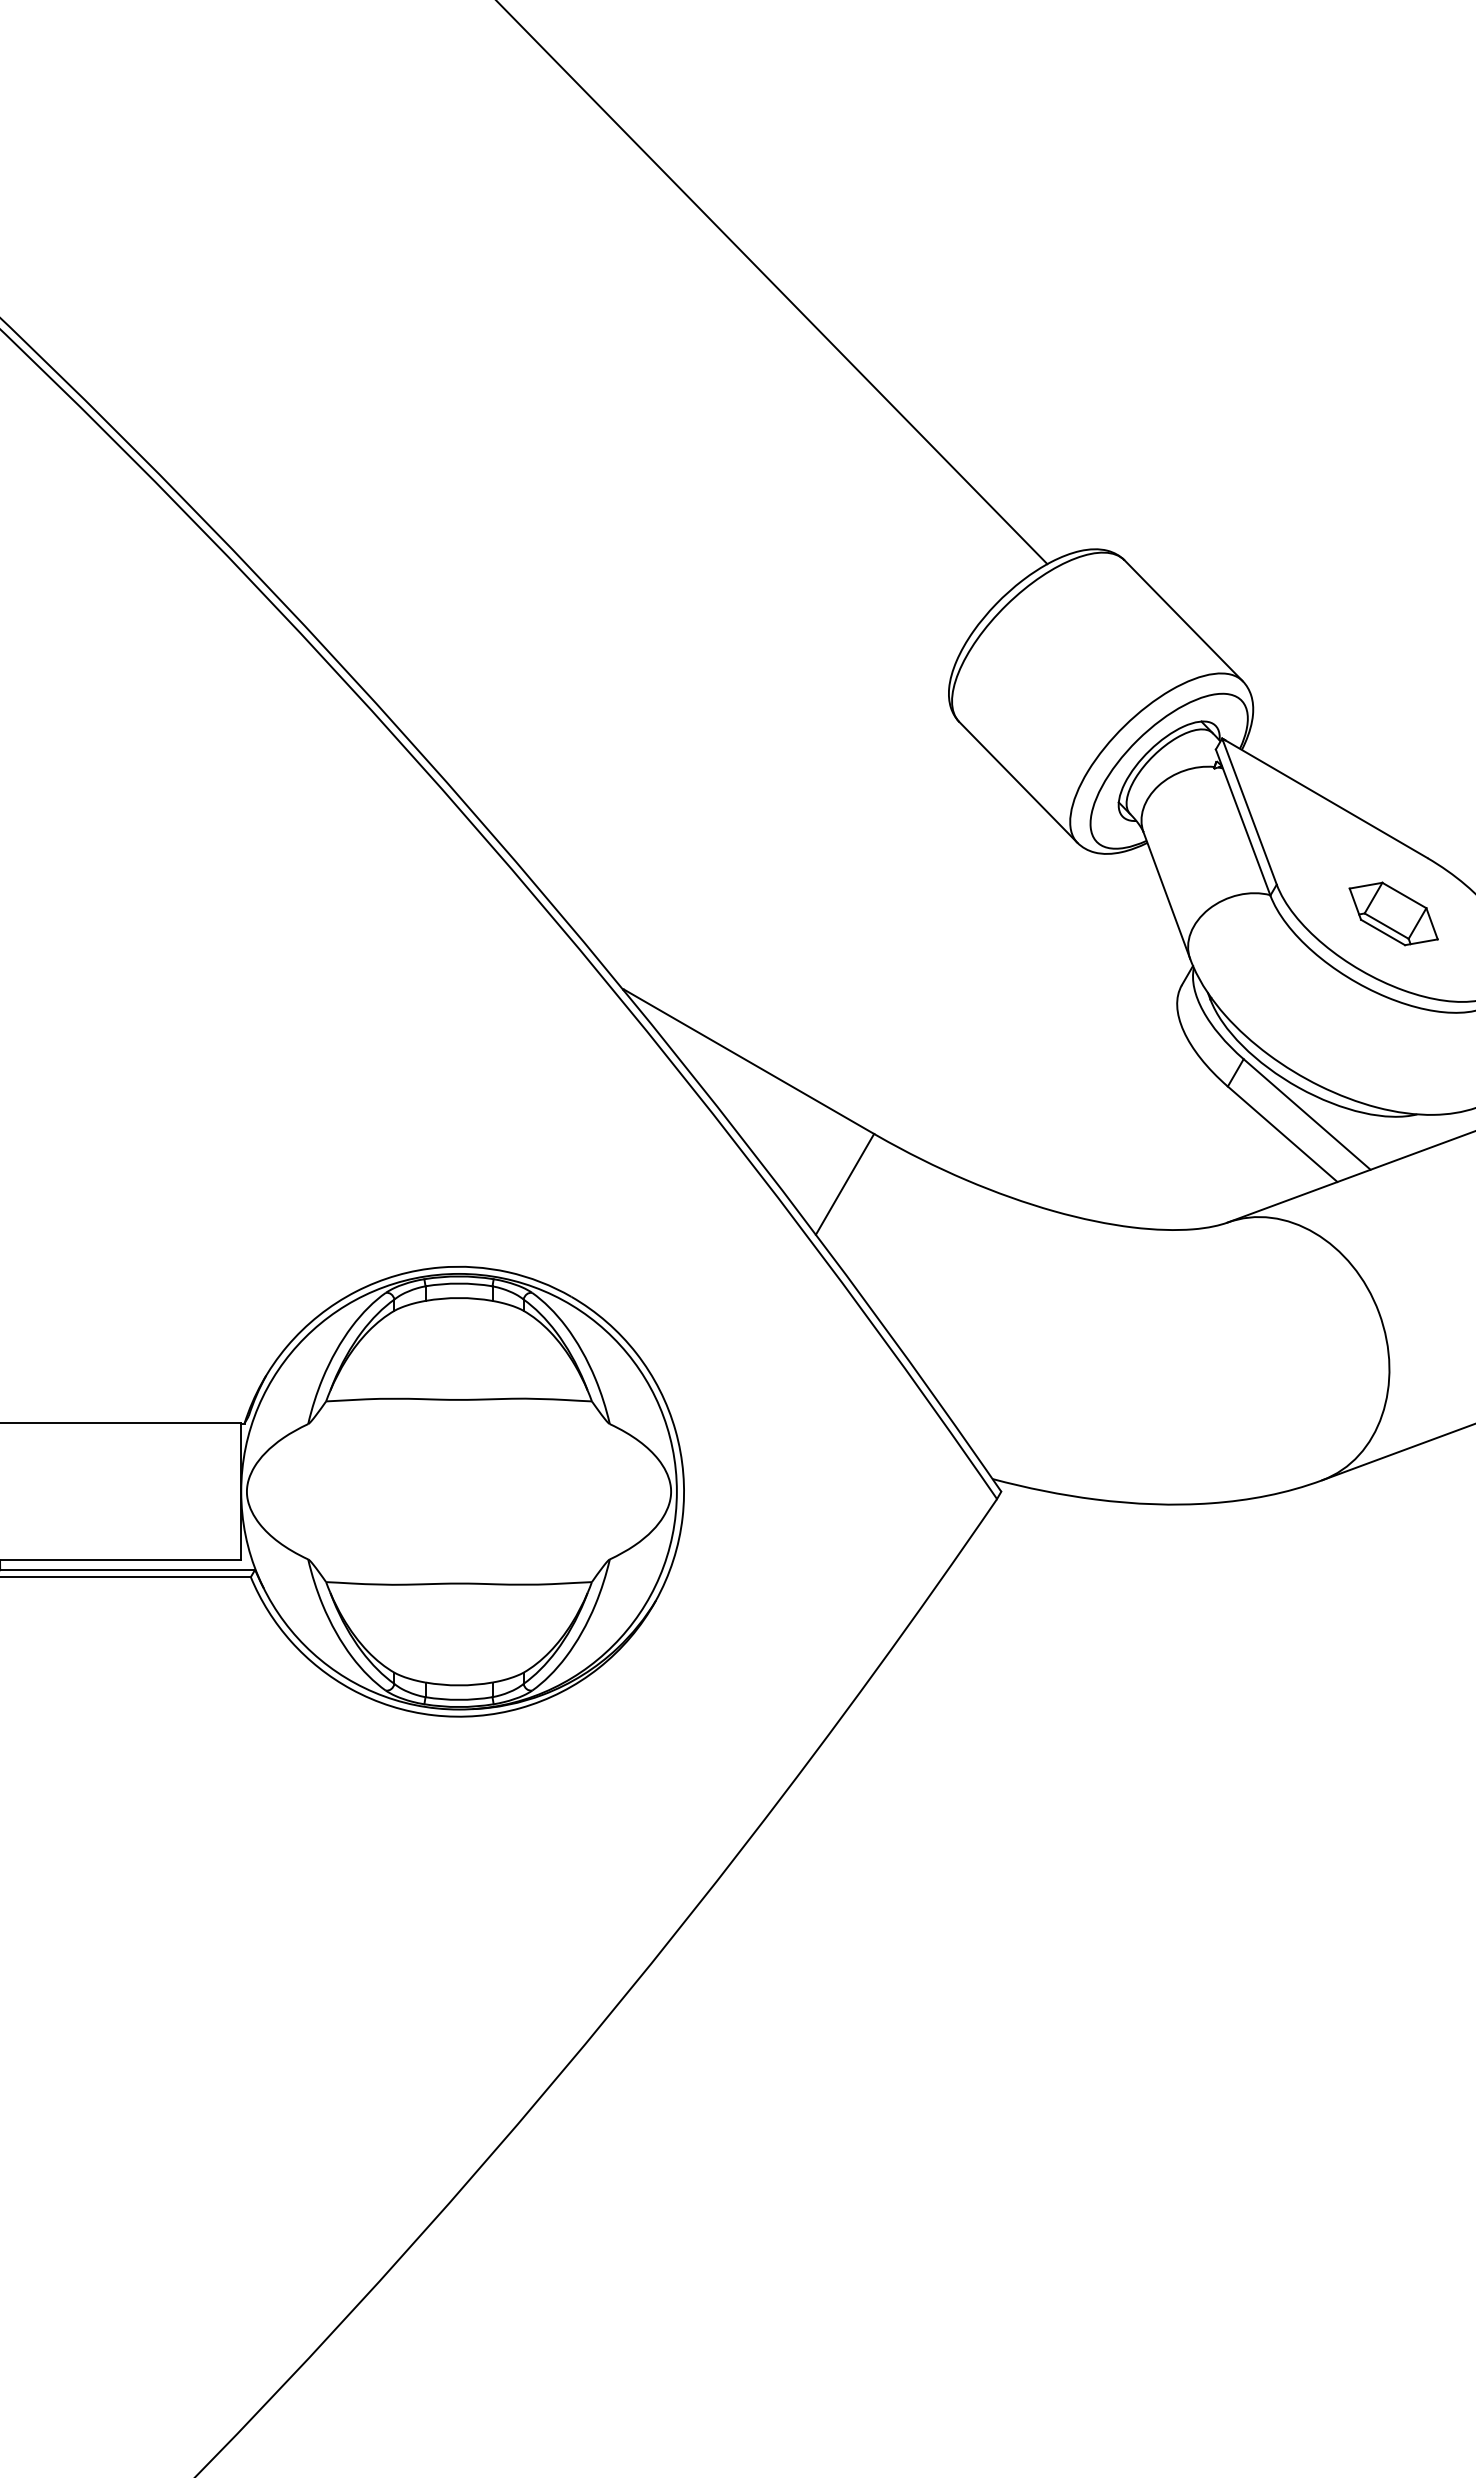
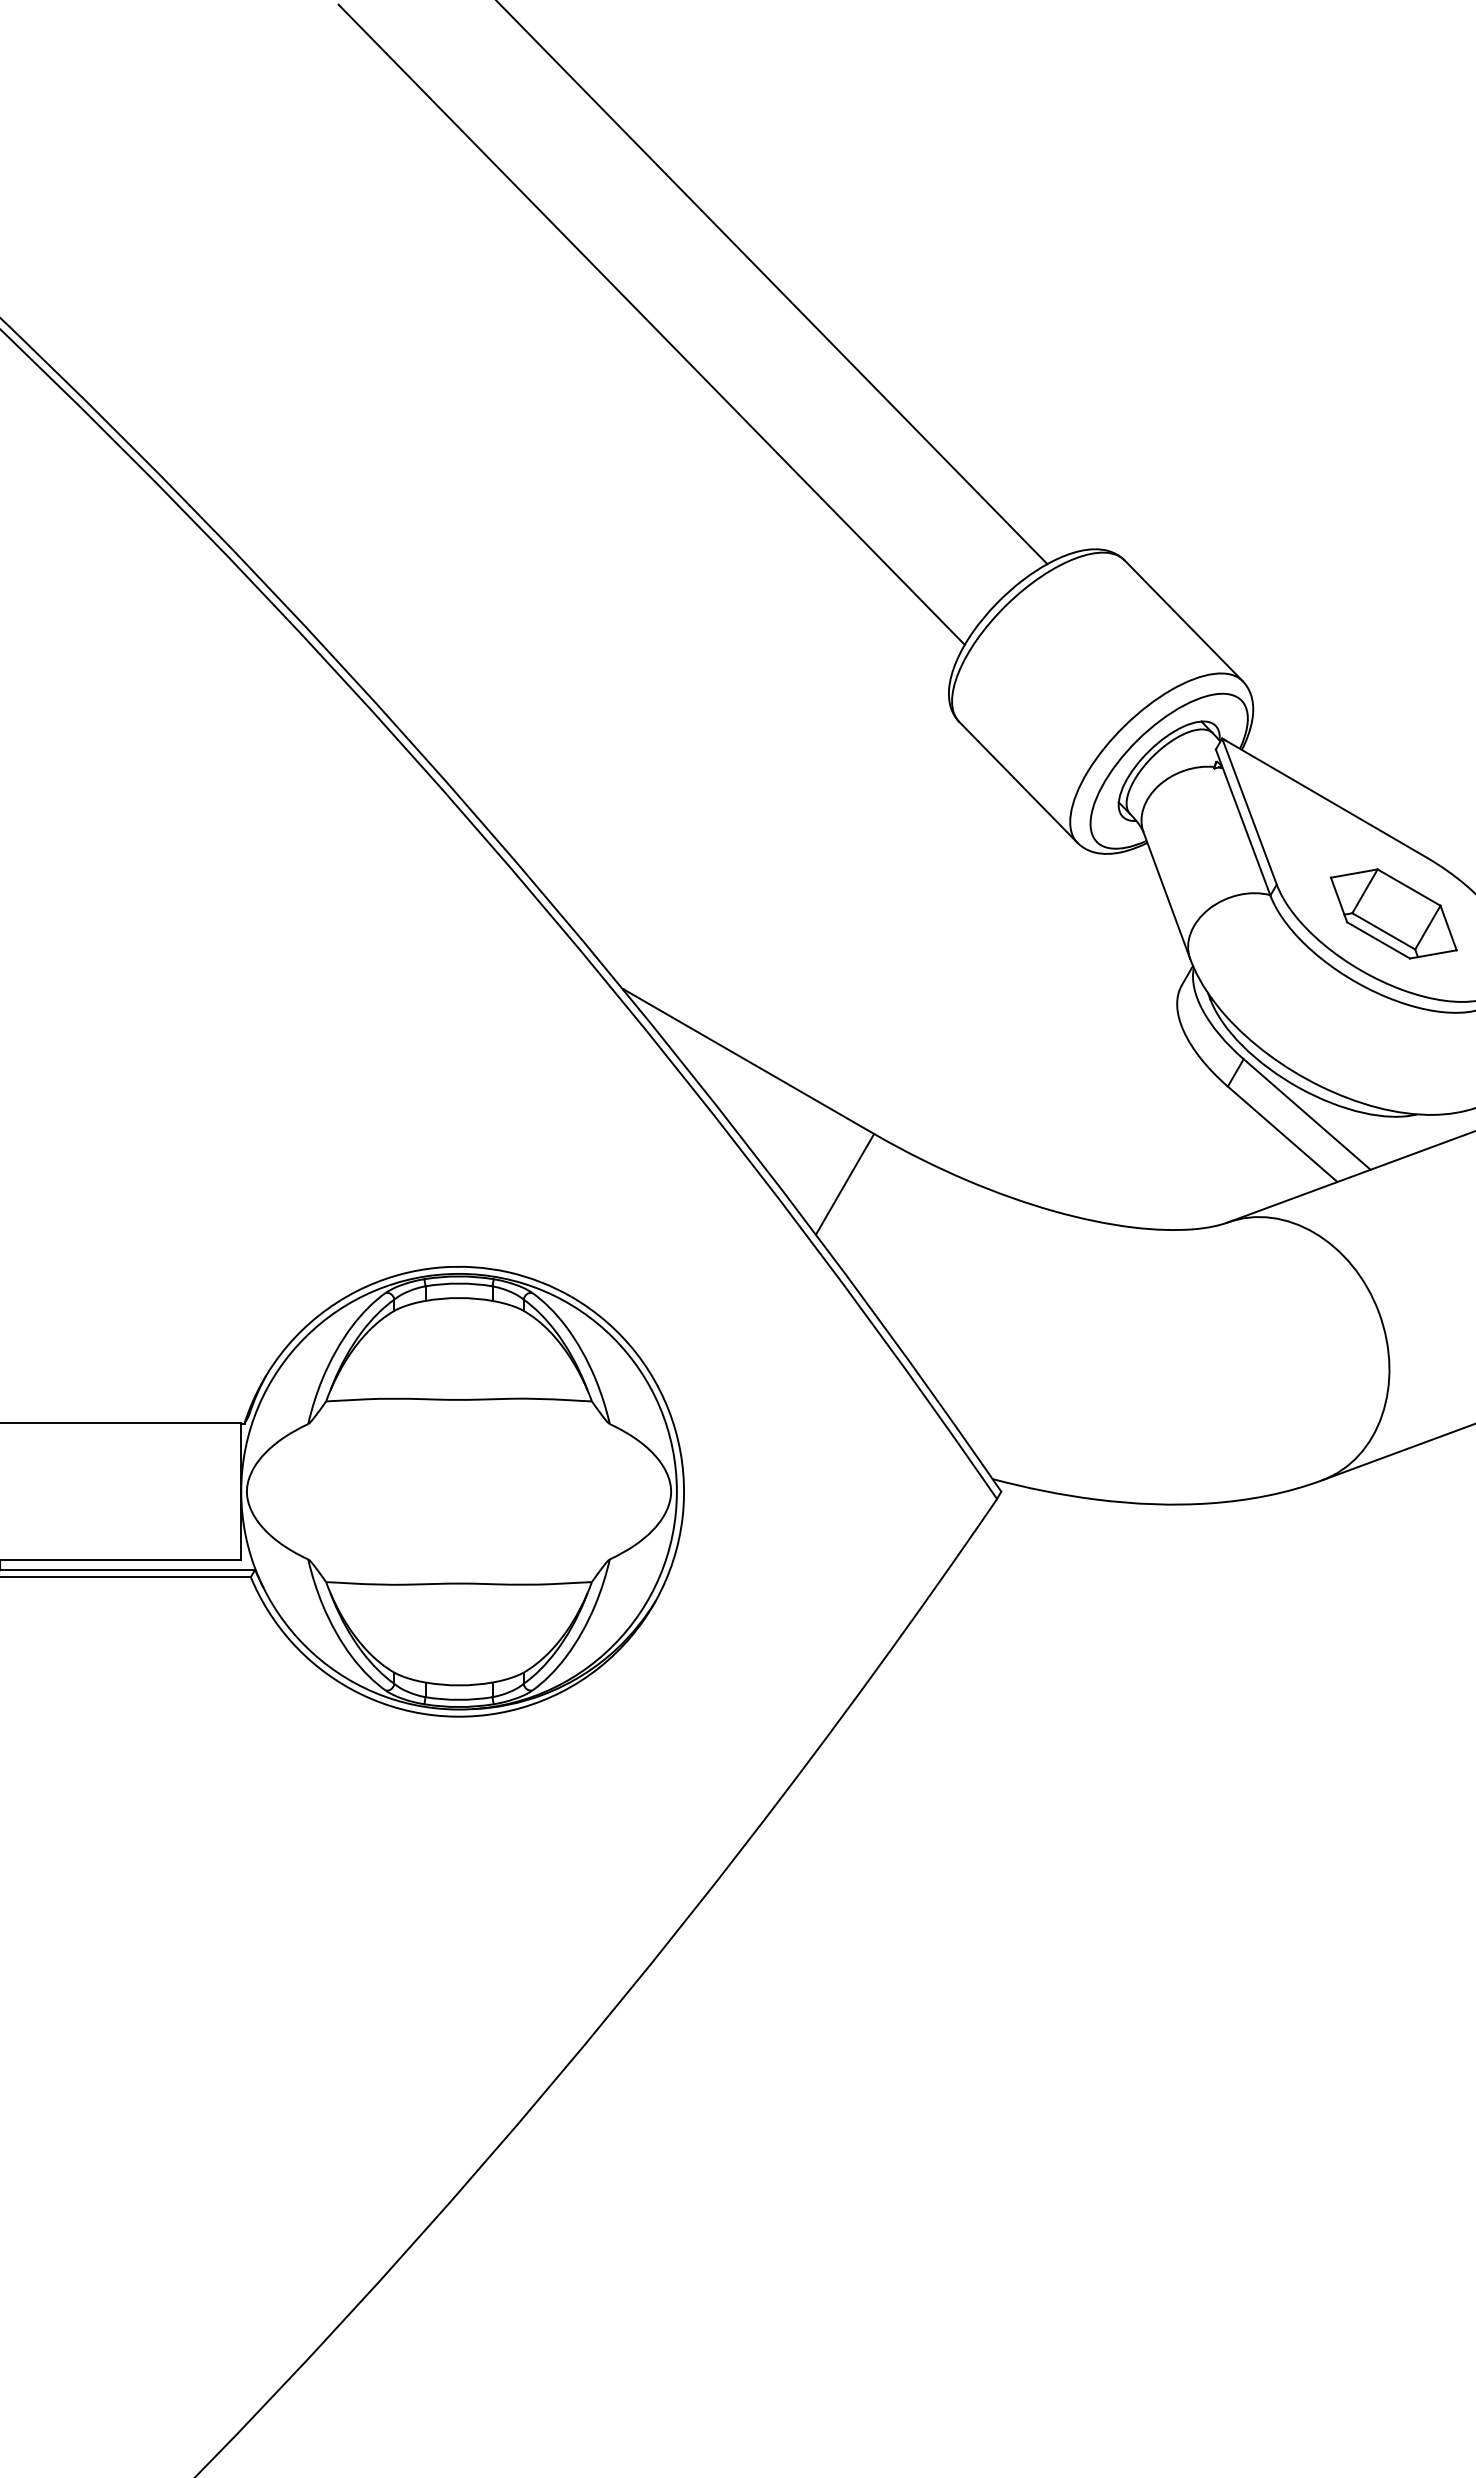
line: none -> present (651, 324)
part size: 91x66 px -> 129x92 px (1393, 913)
